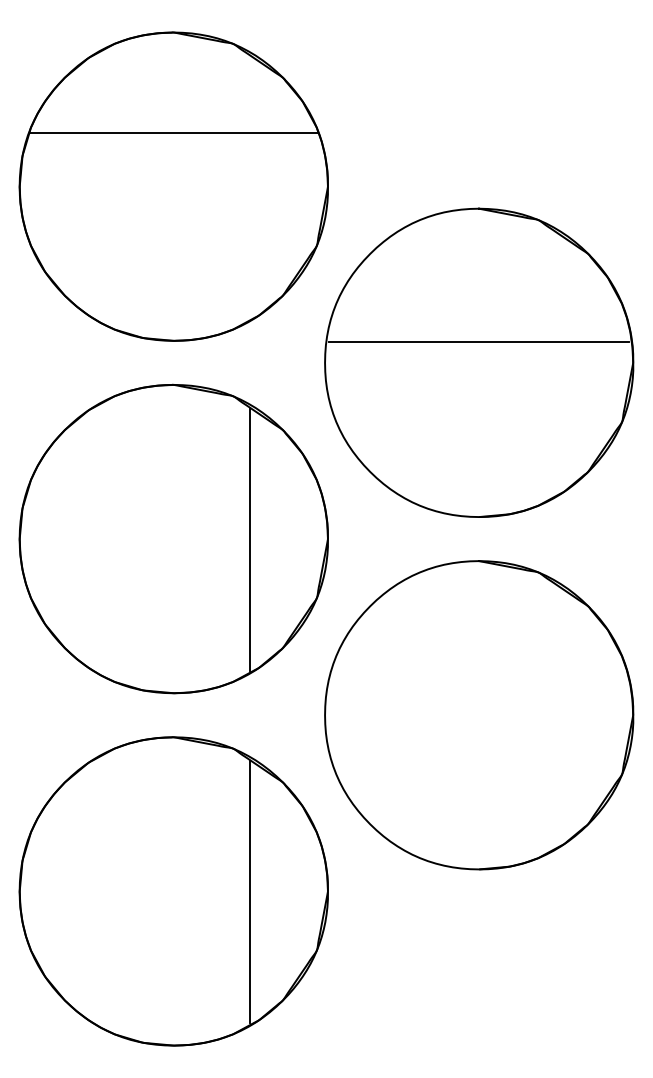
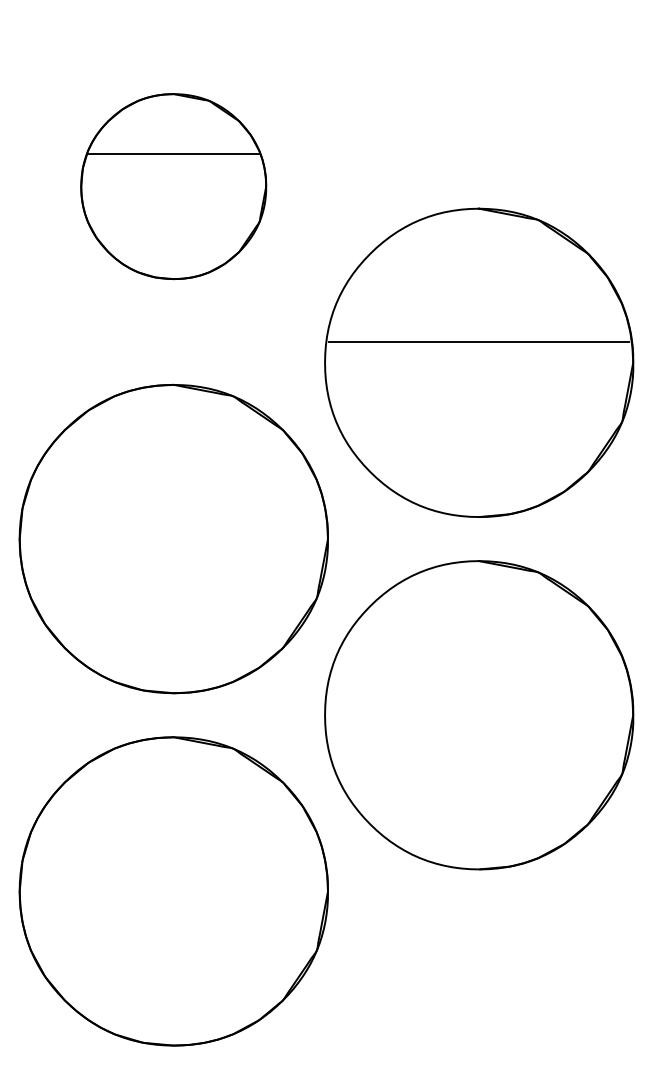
part size: 311x311 px -> 188x188 px (173, 186)
line: present -> none (249, 539)
line: present -> none (249, 891)
